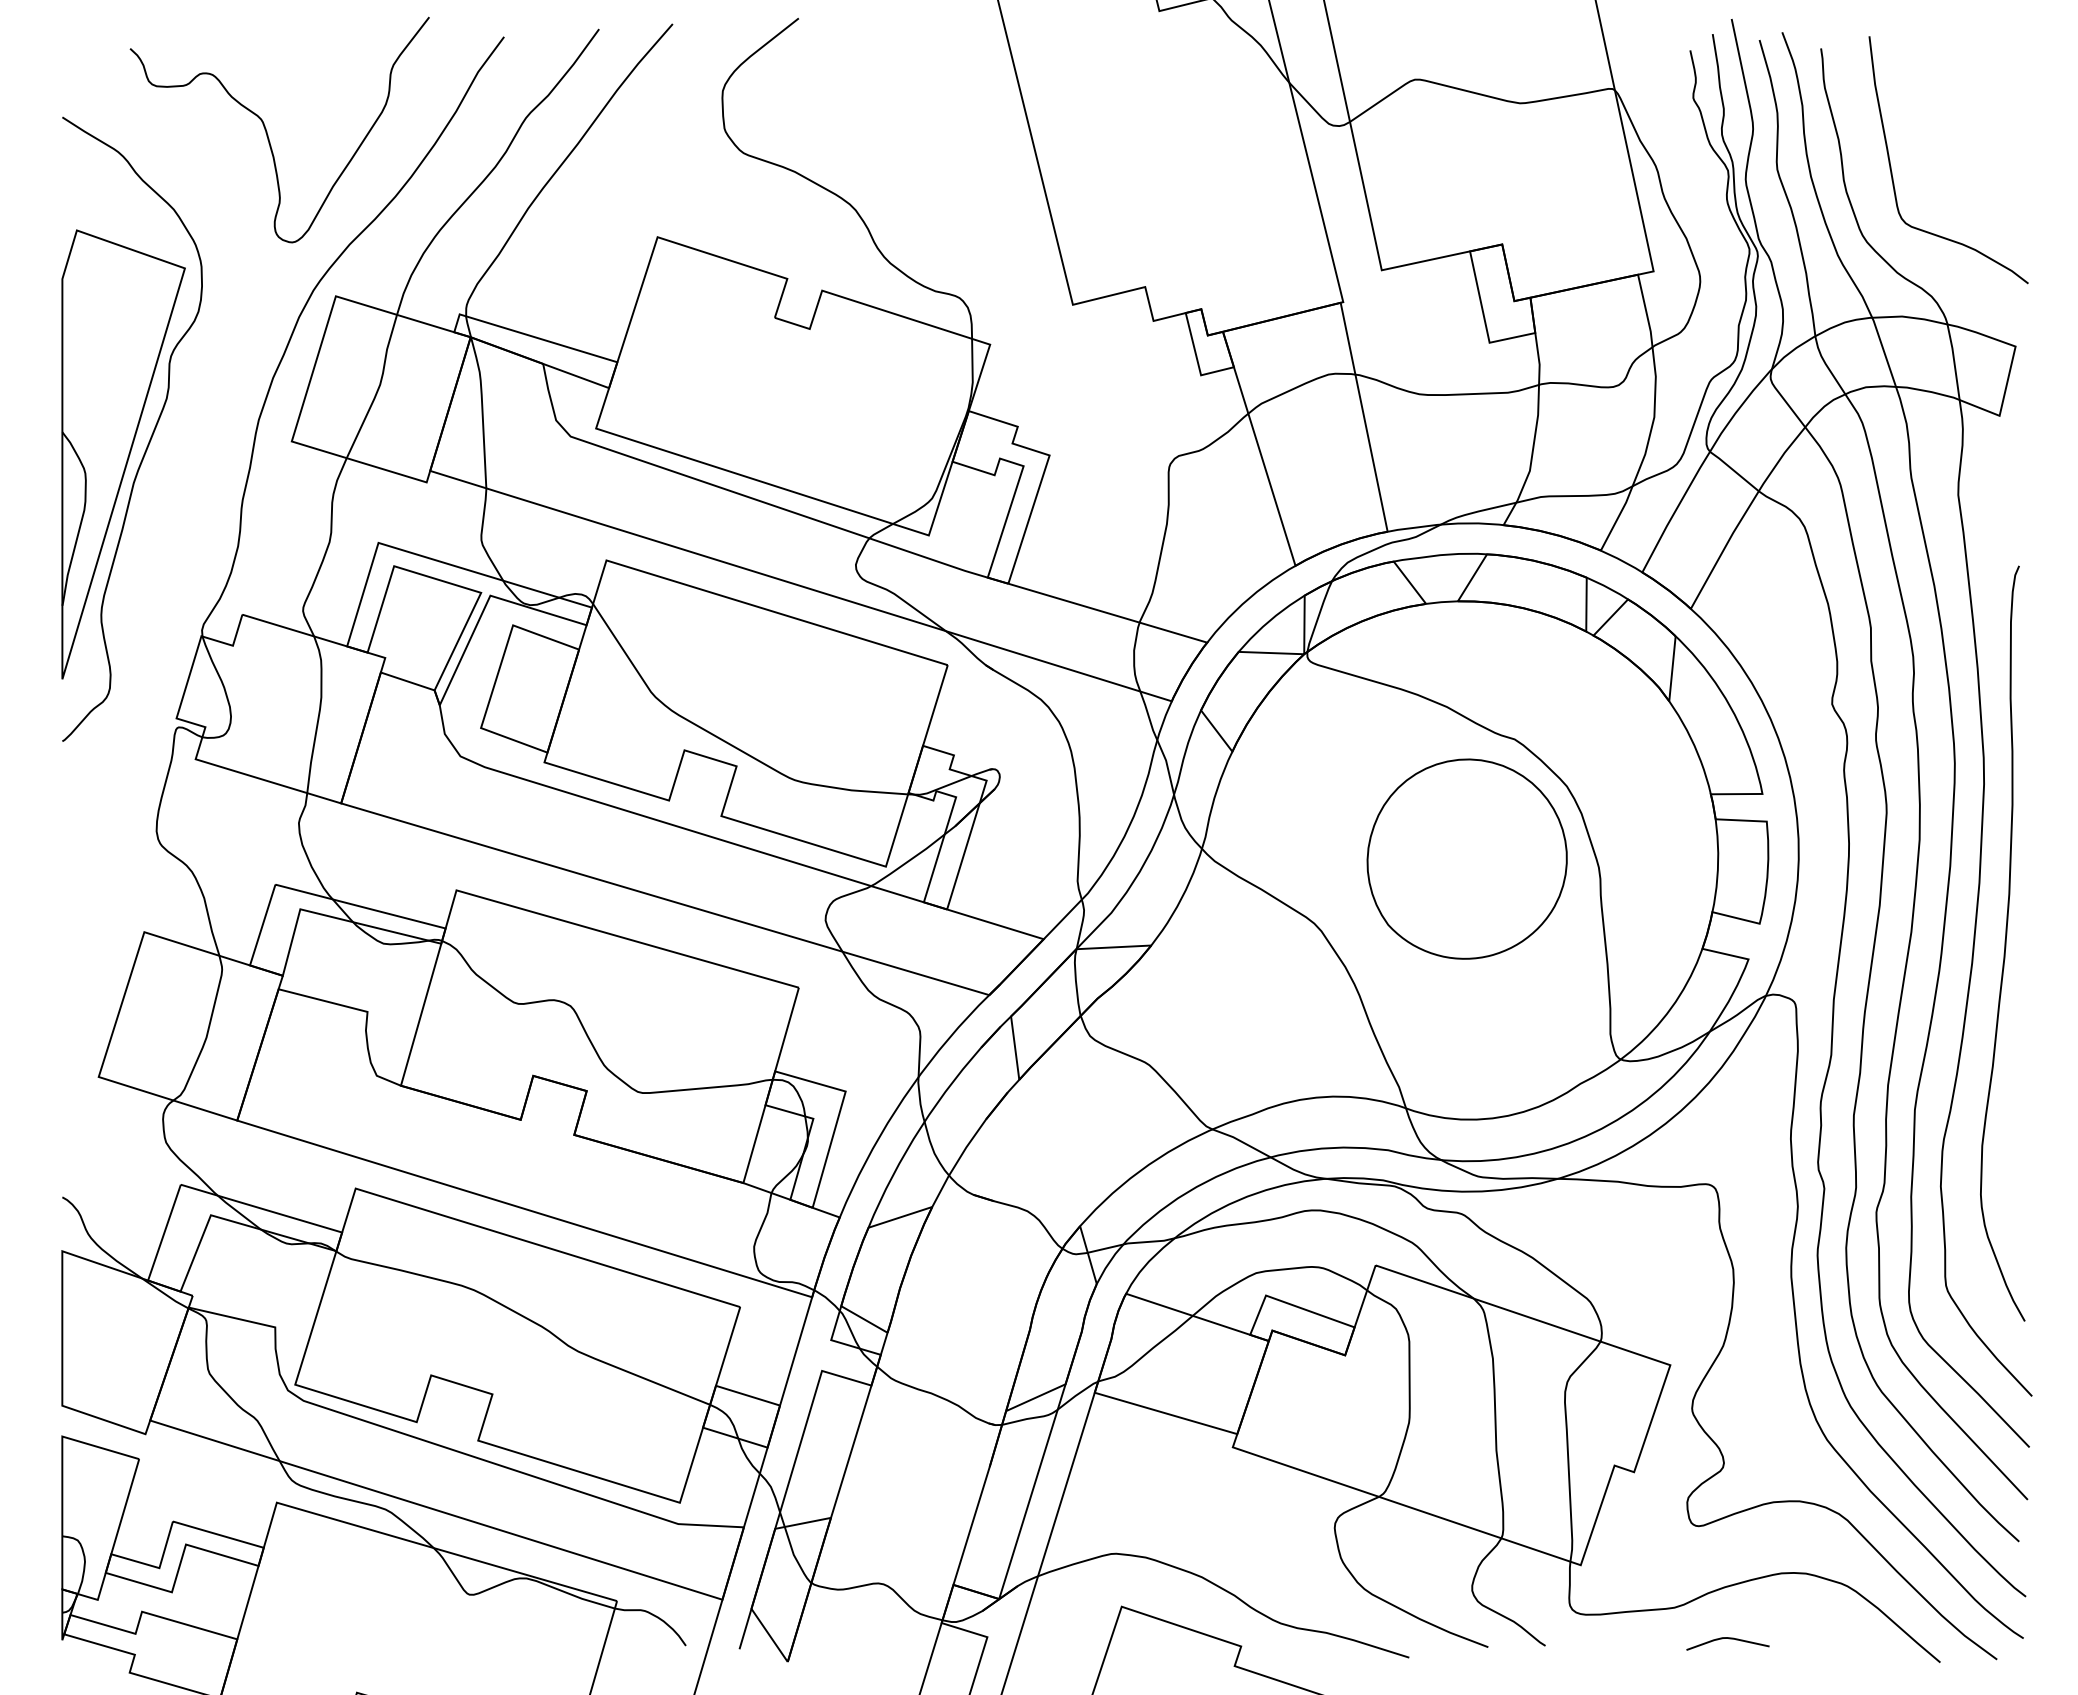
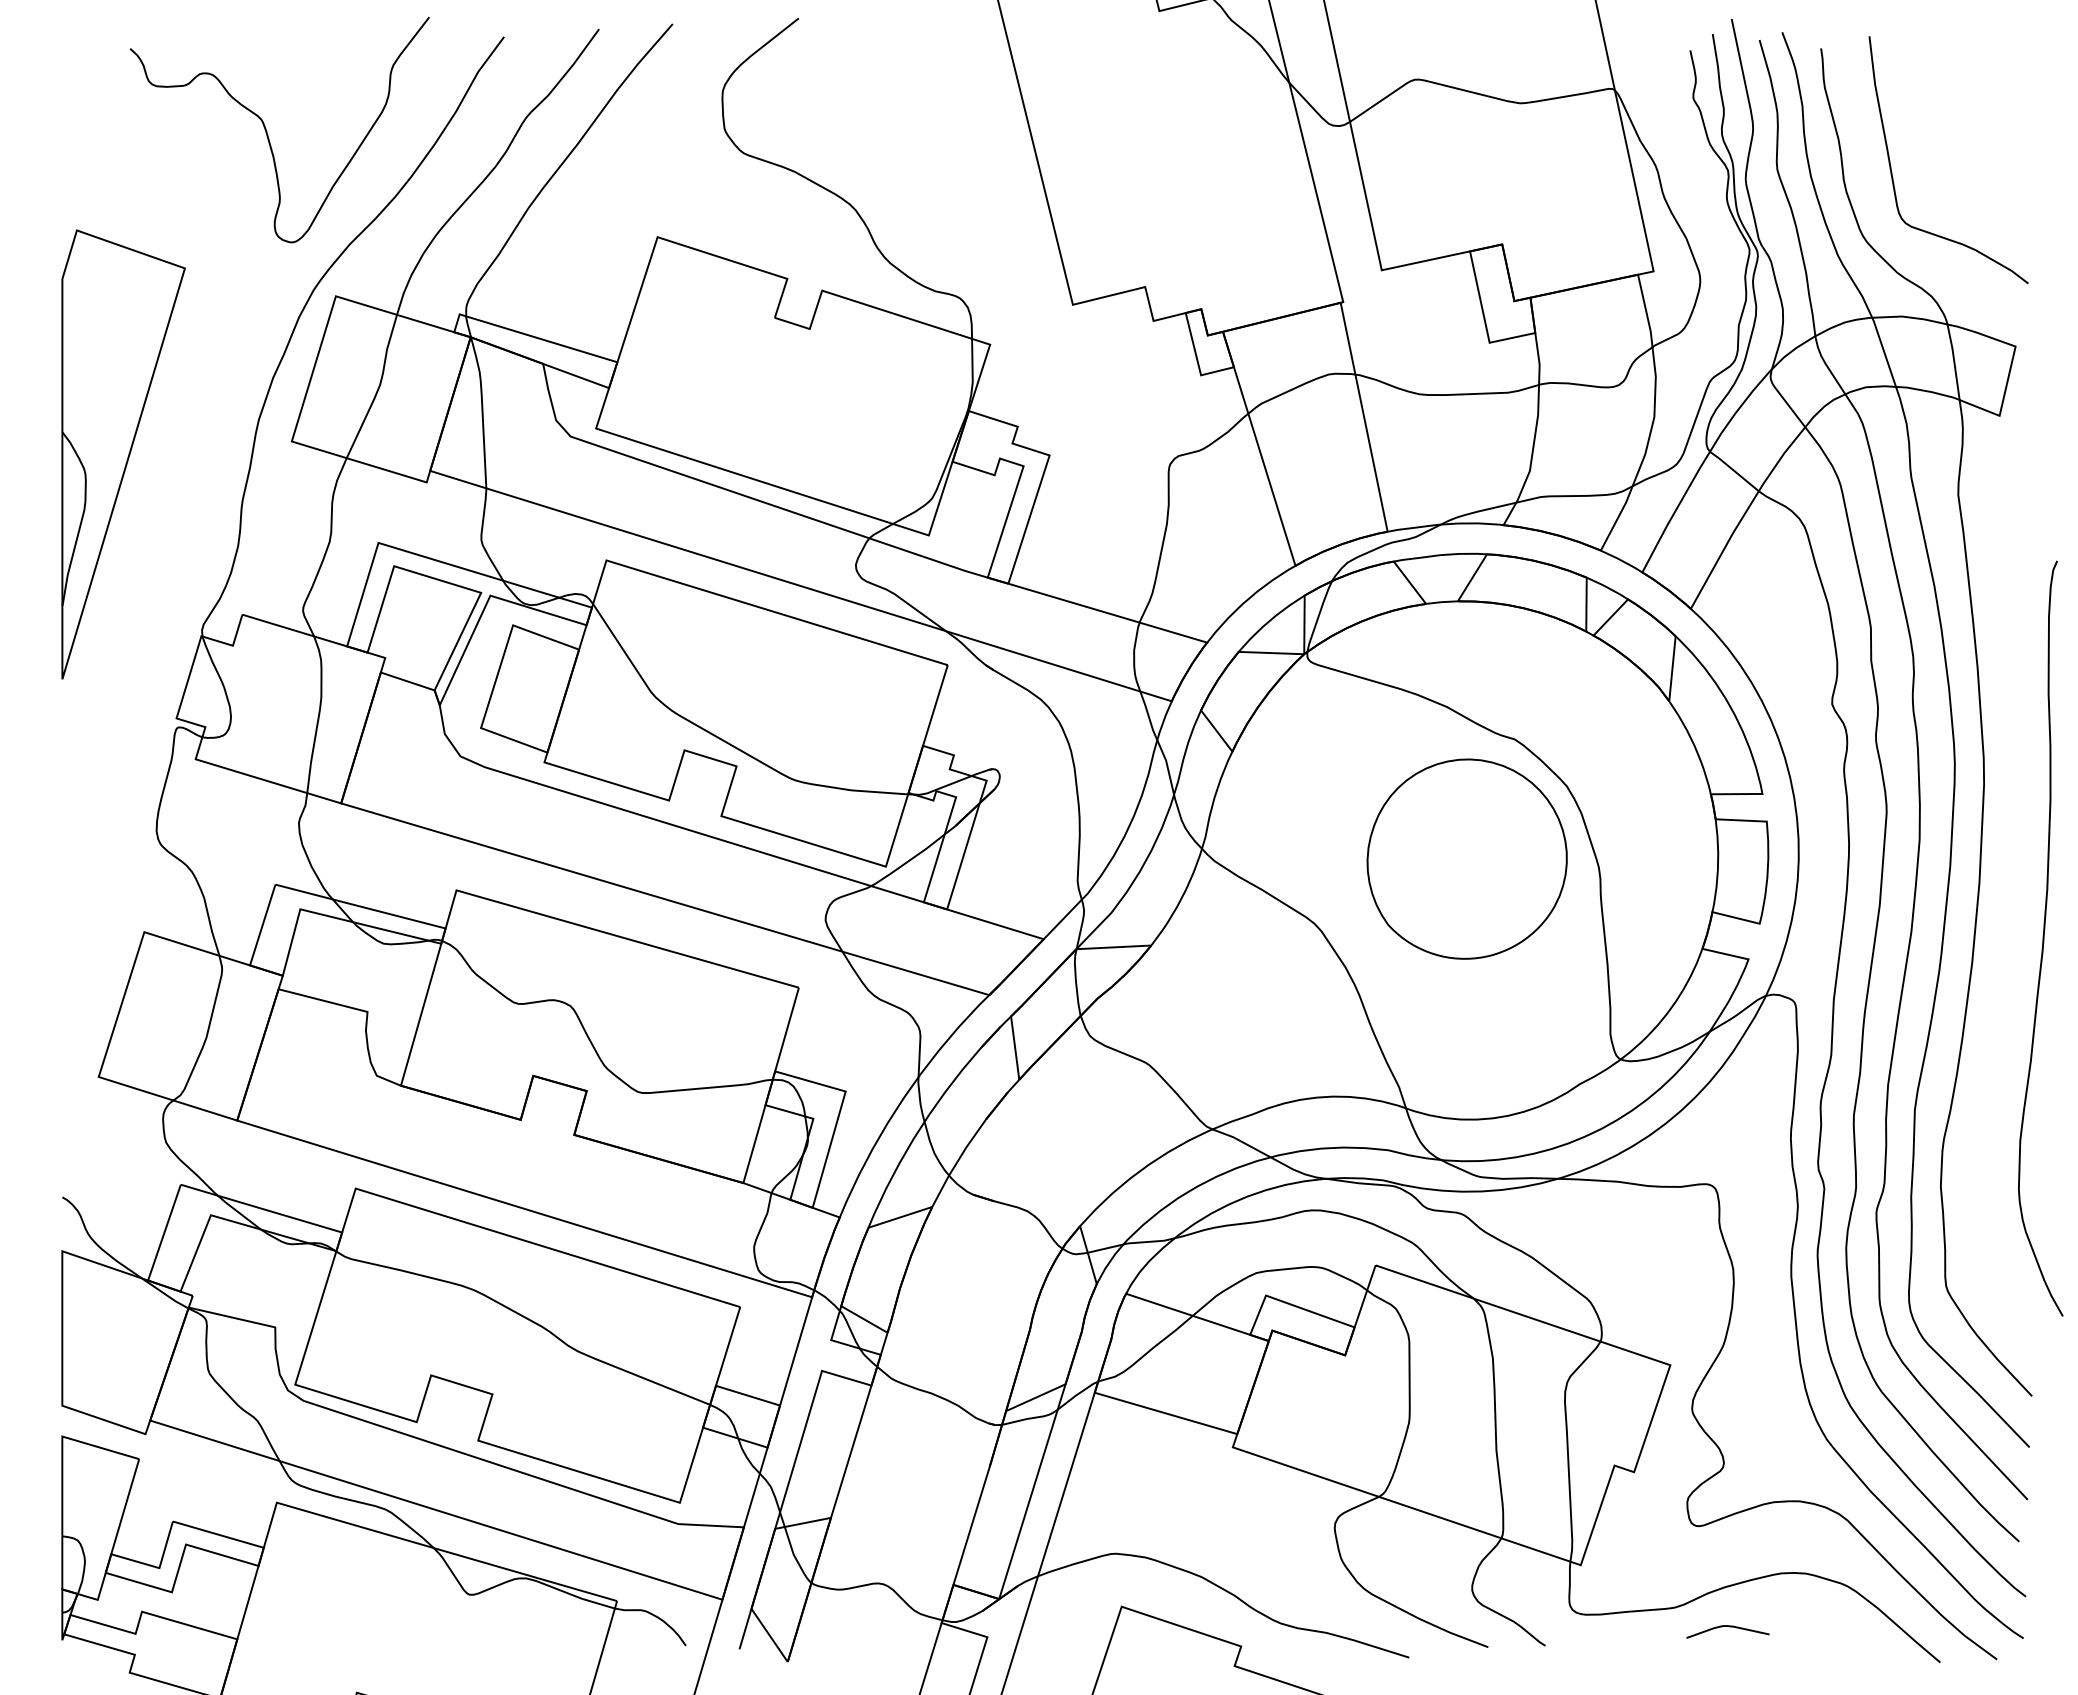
curve: present -> none (150, 436)
curve position: (2004, 943) -> (2042, 938) (2042, 938)
curve position: (1729, 1639) -> (1729, 1627) (1729, 1627)
